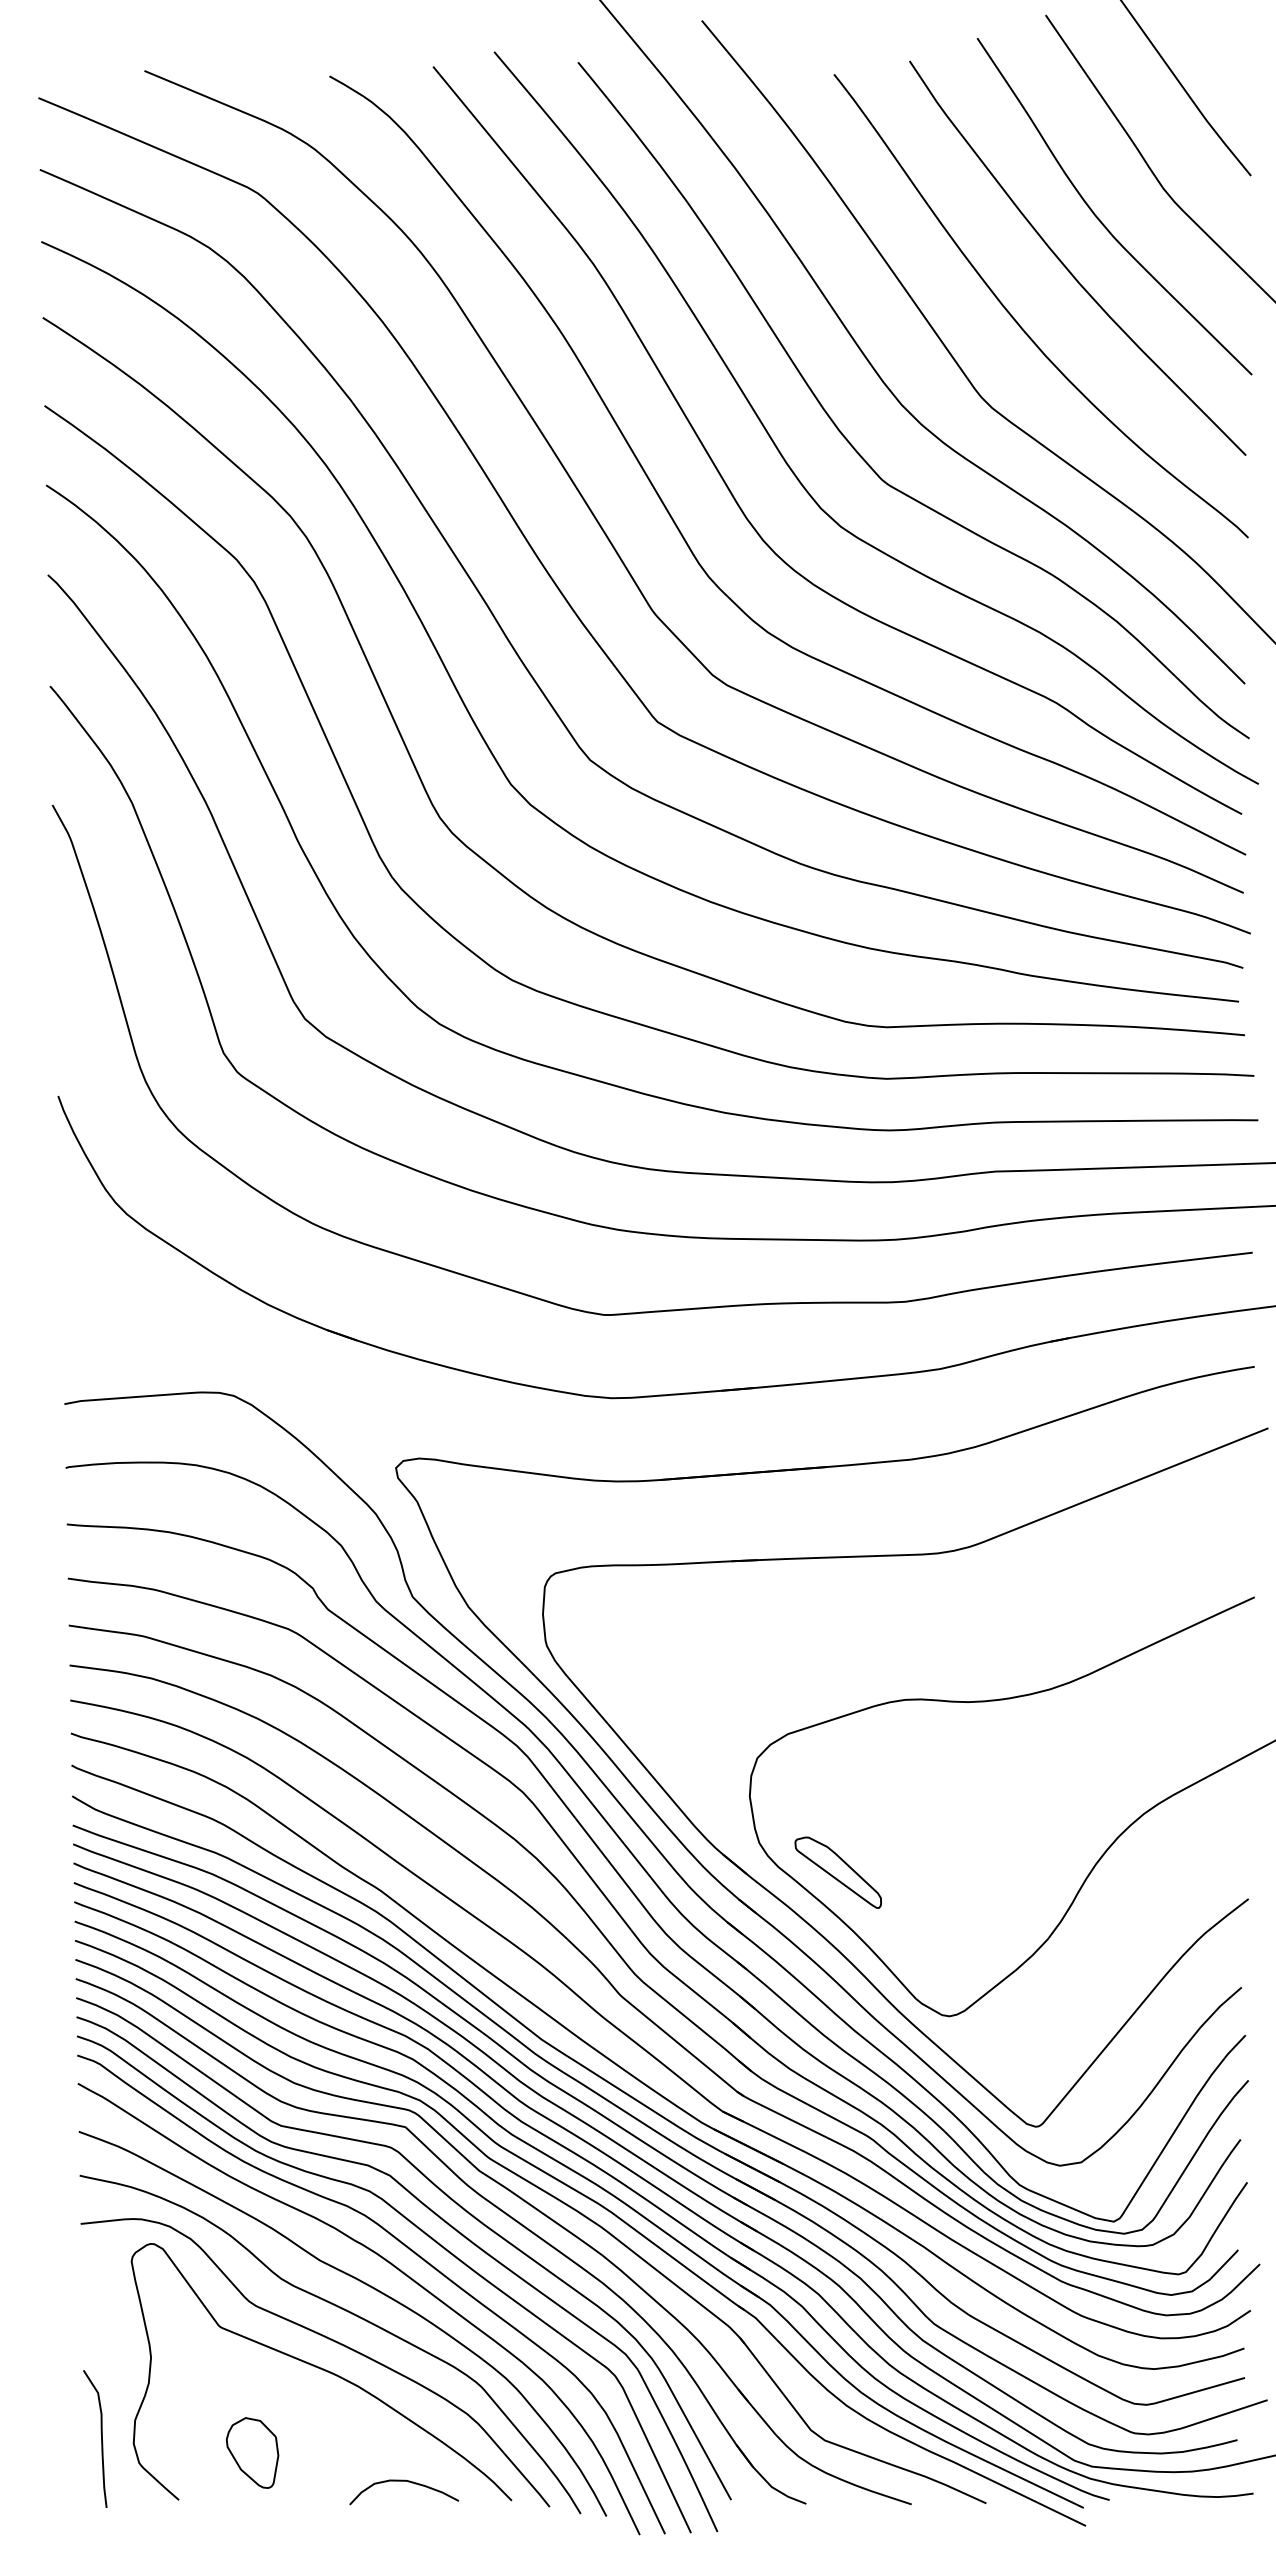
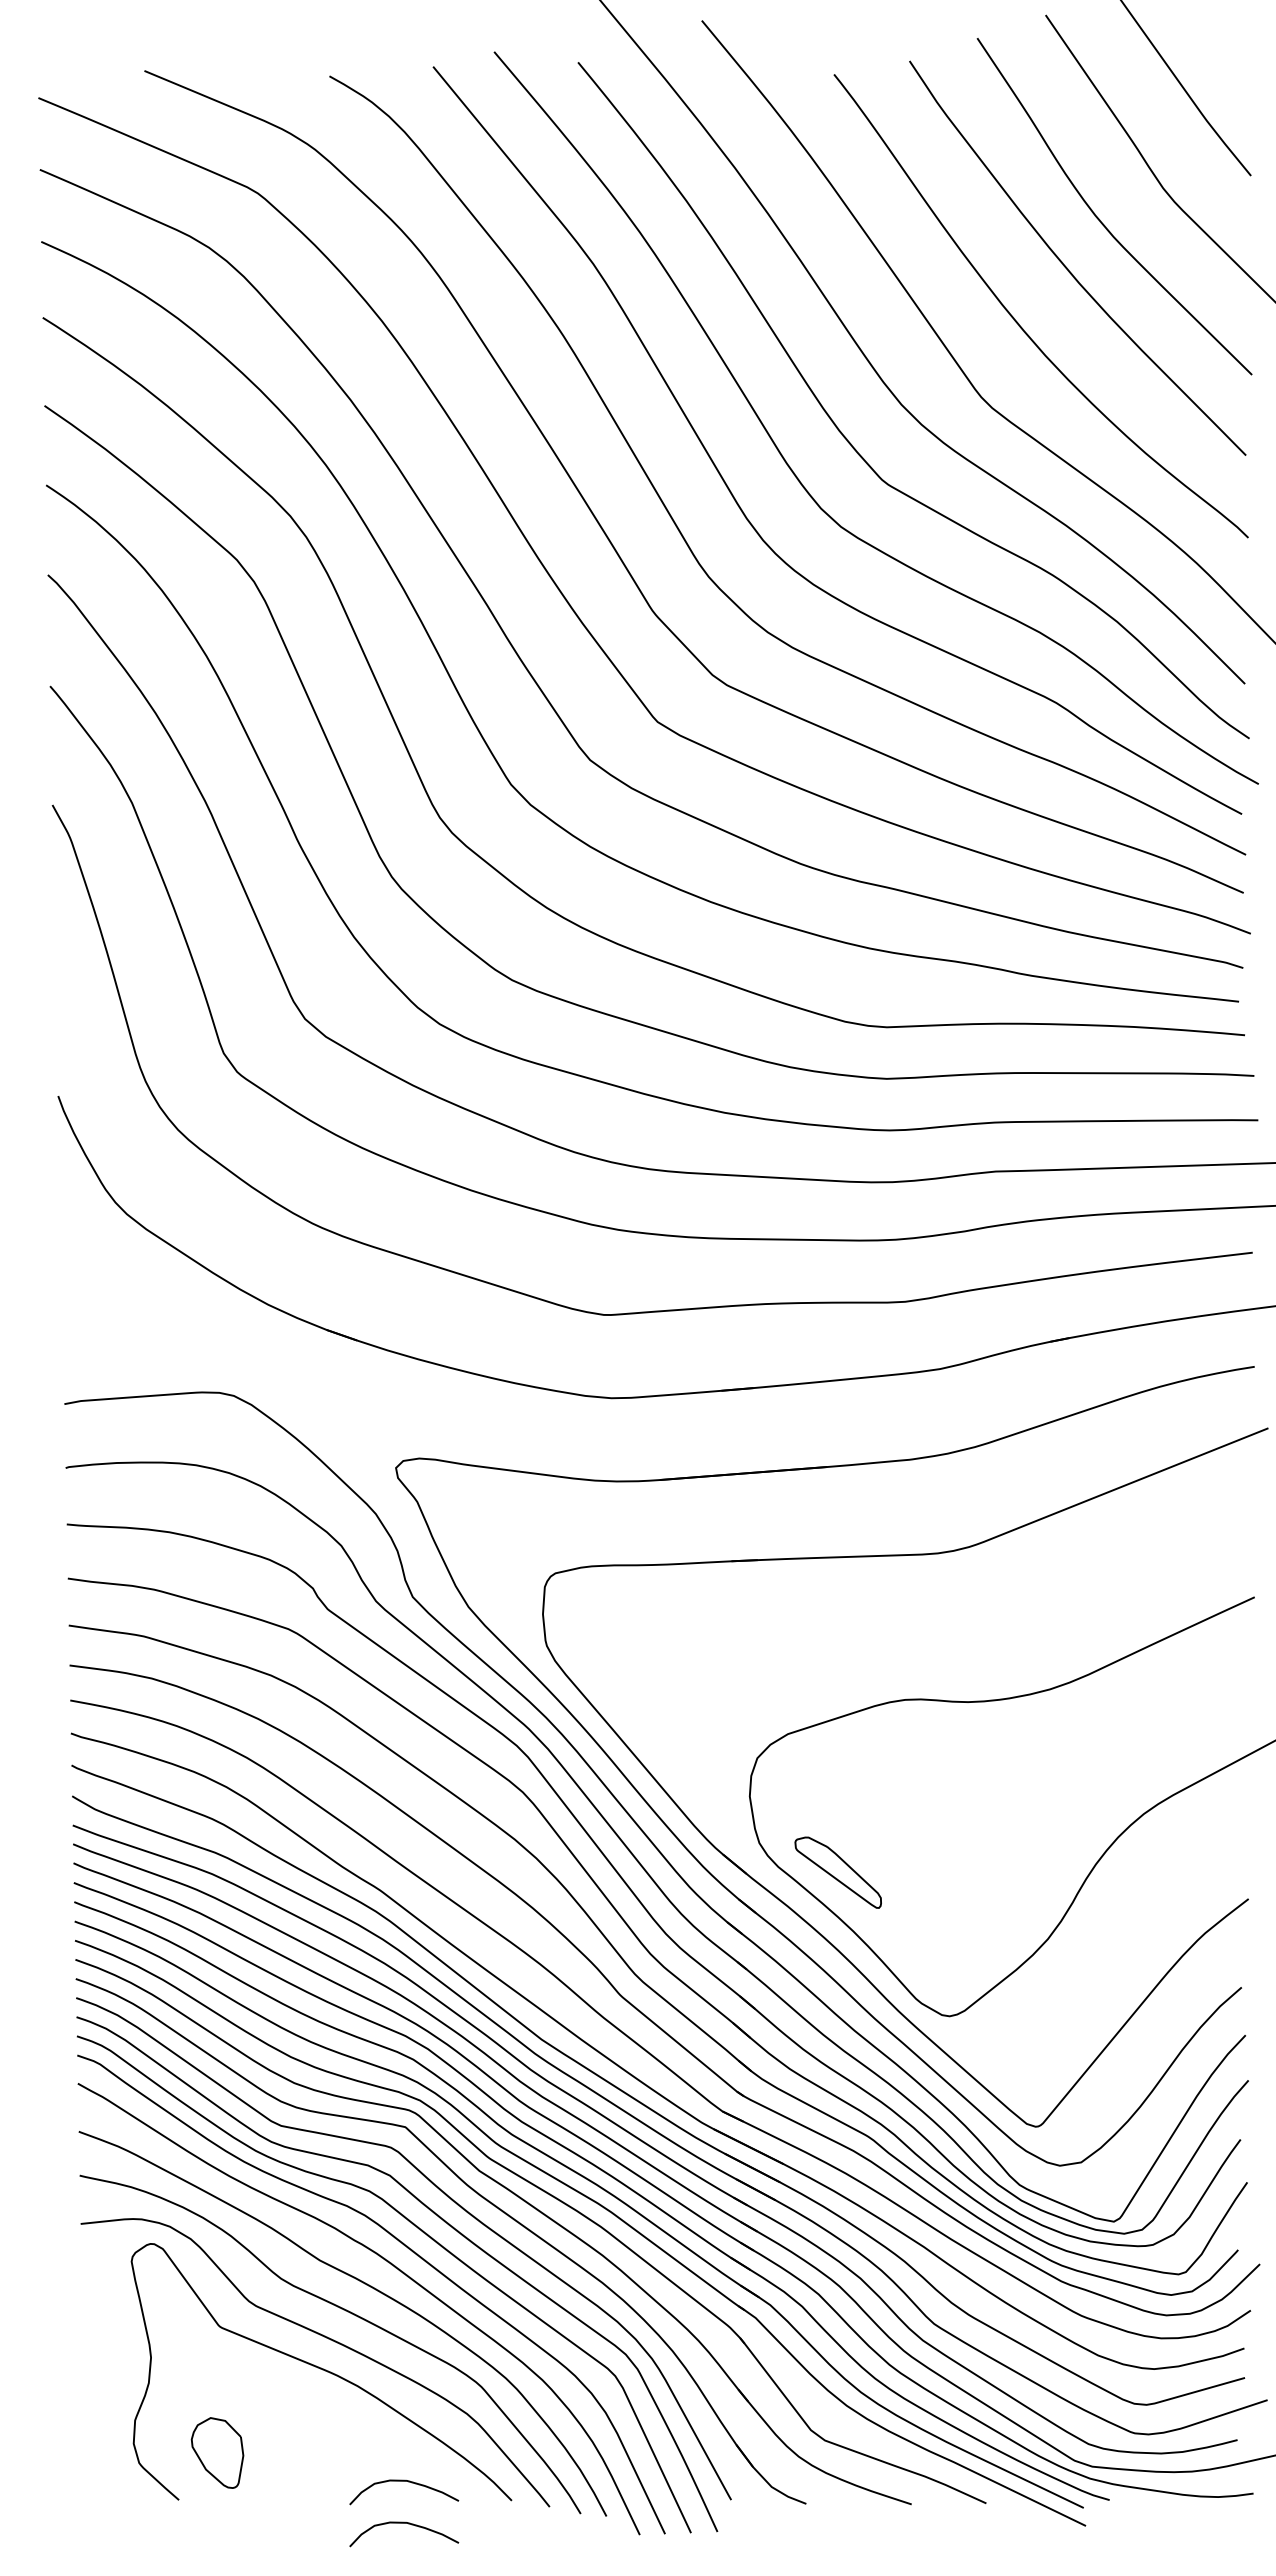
curve: present -> none (101, 2438)
part position: (252, 2452) -> (217, 2452) (217, 2452)
curve: none -> present (408, 2524)
